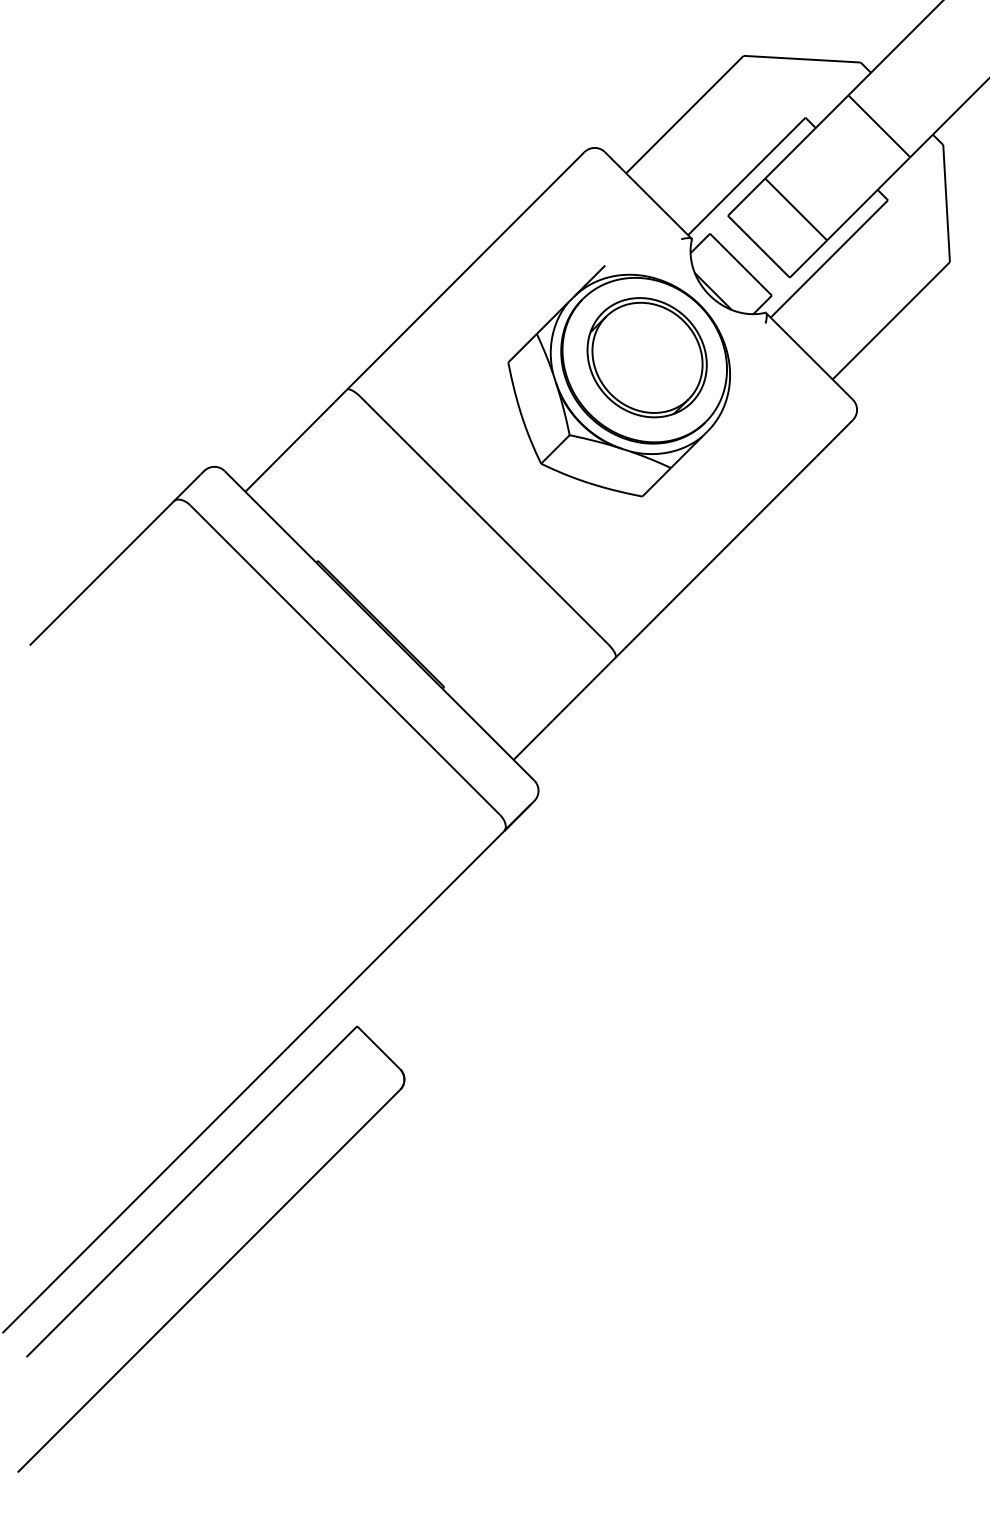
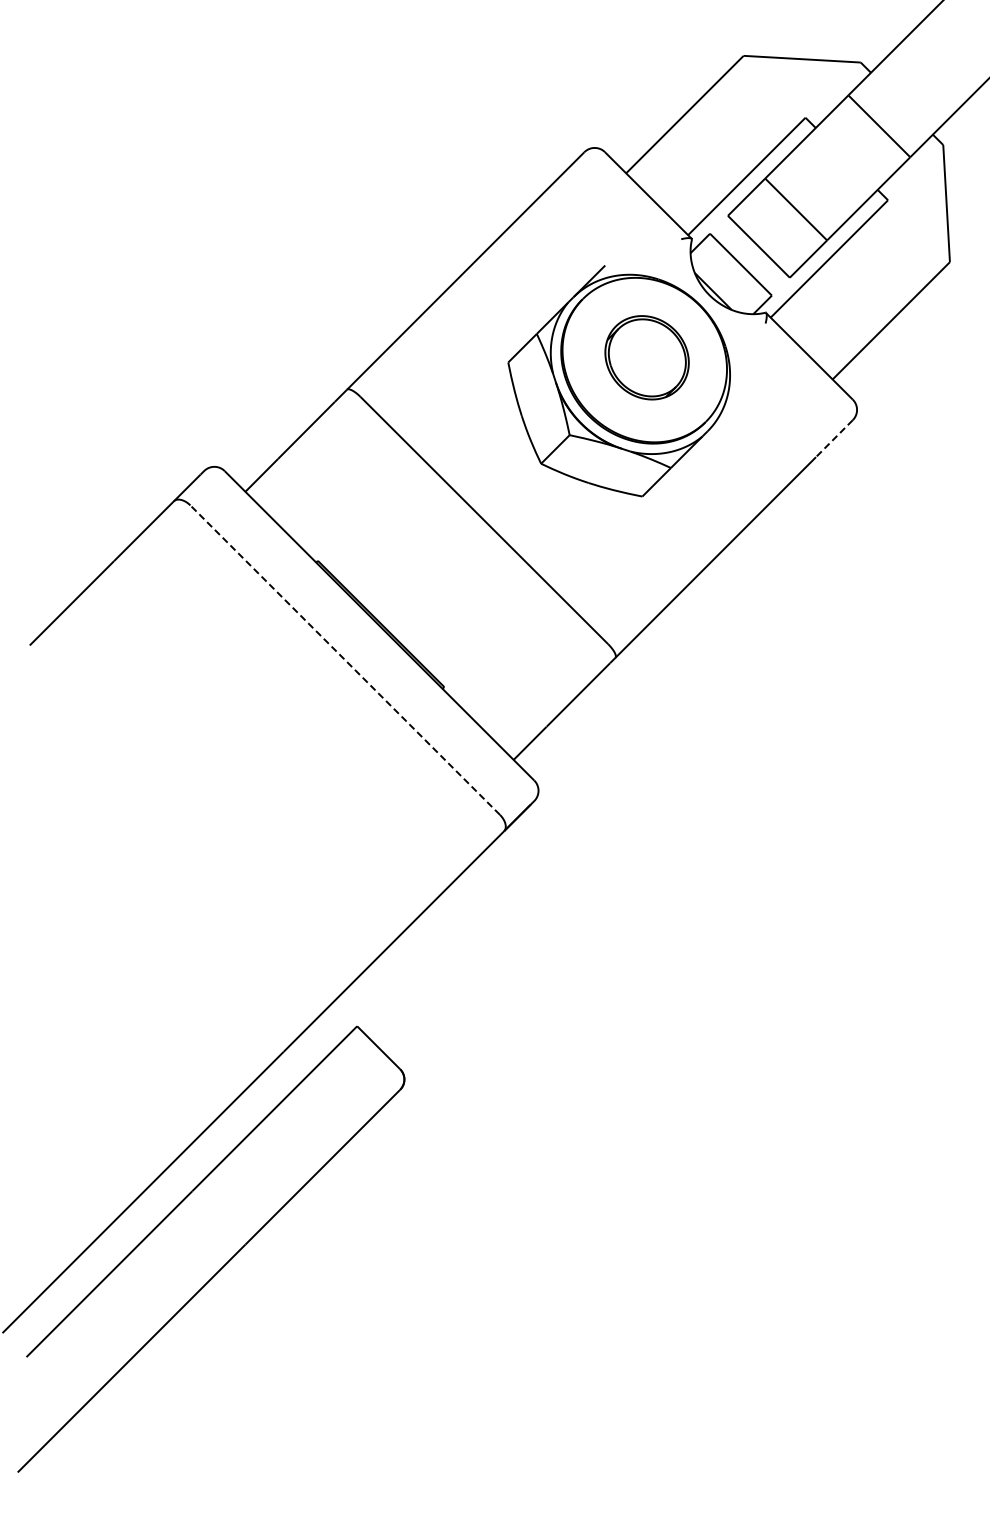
part size: 122x122 px -> 86x86 px (646, 357)
line: solid -> dashed (834, 439)
line: solid -> dashed (345, 660)
